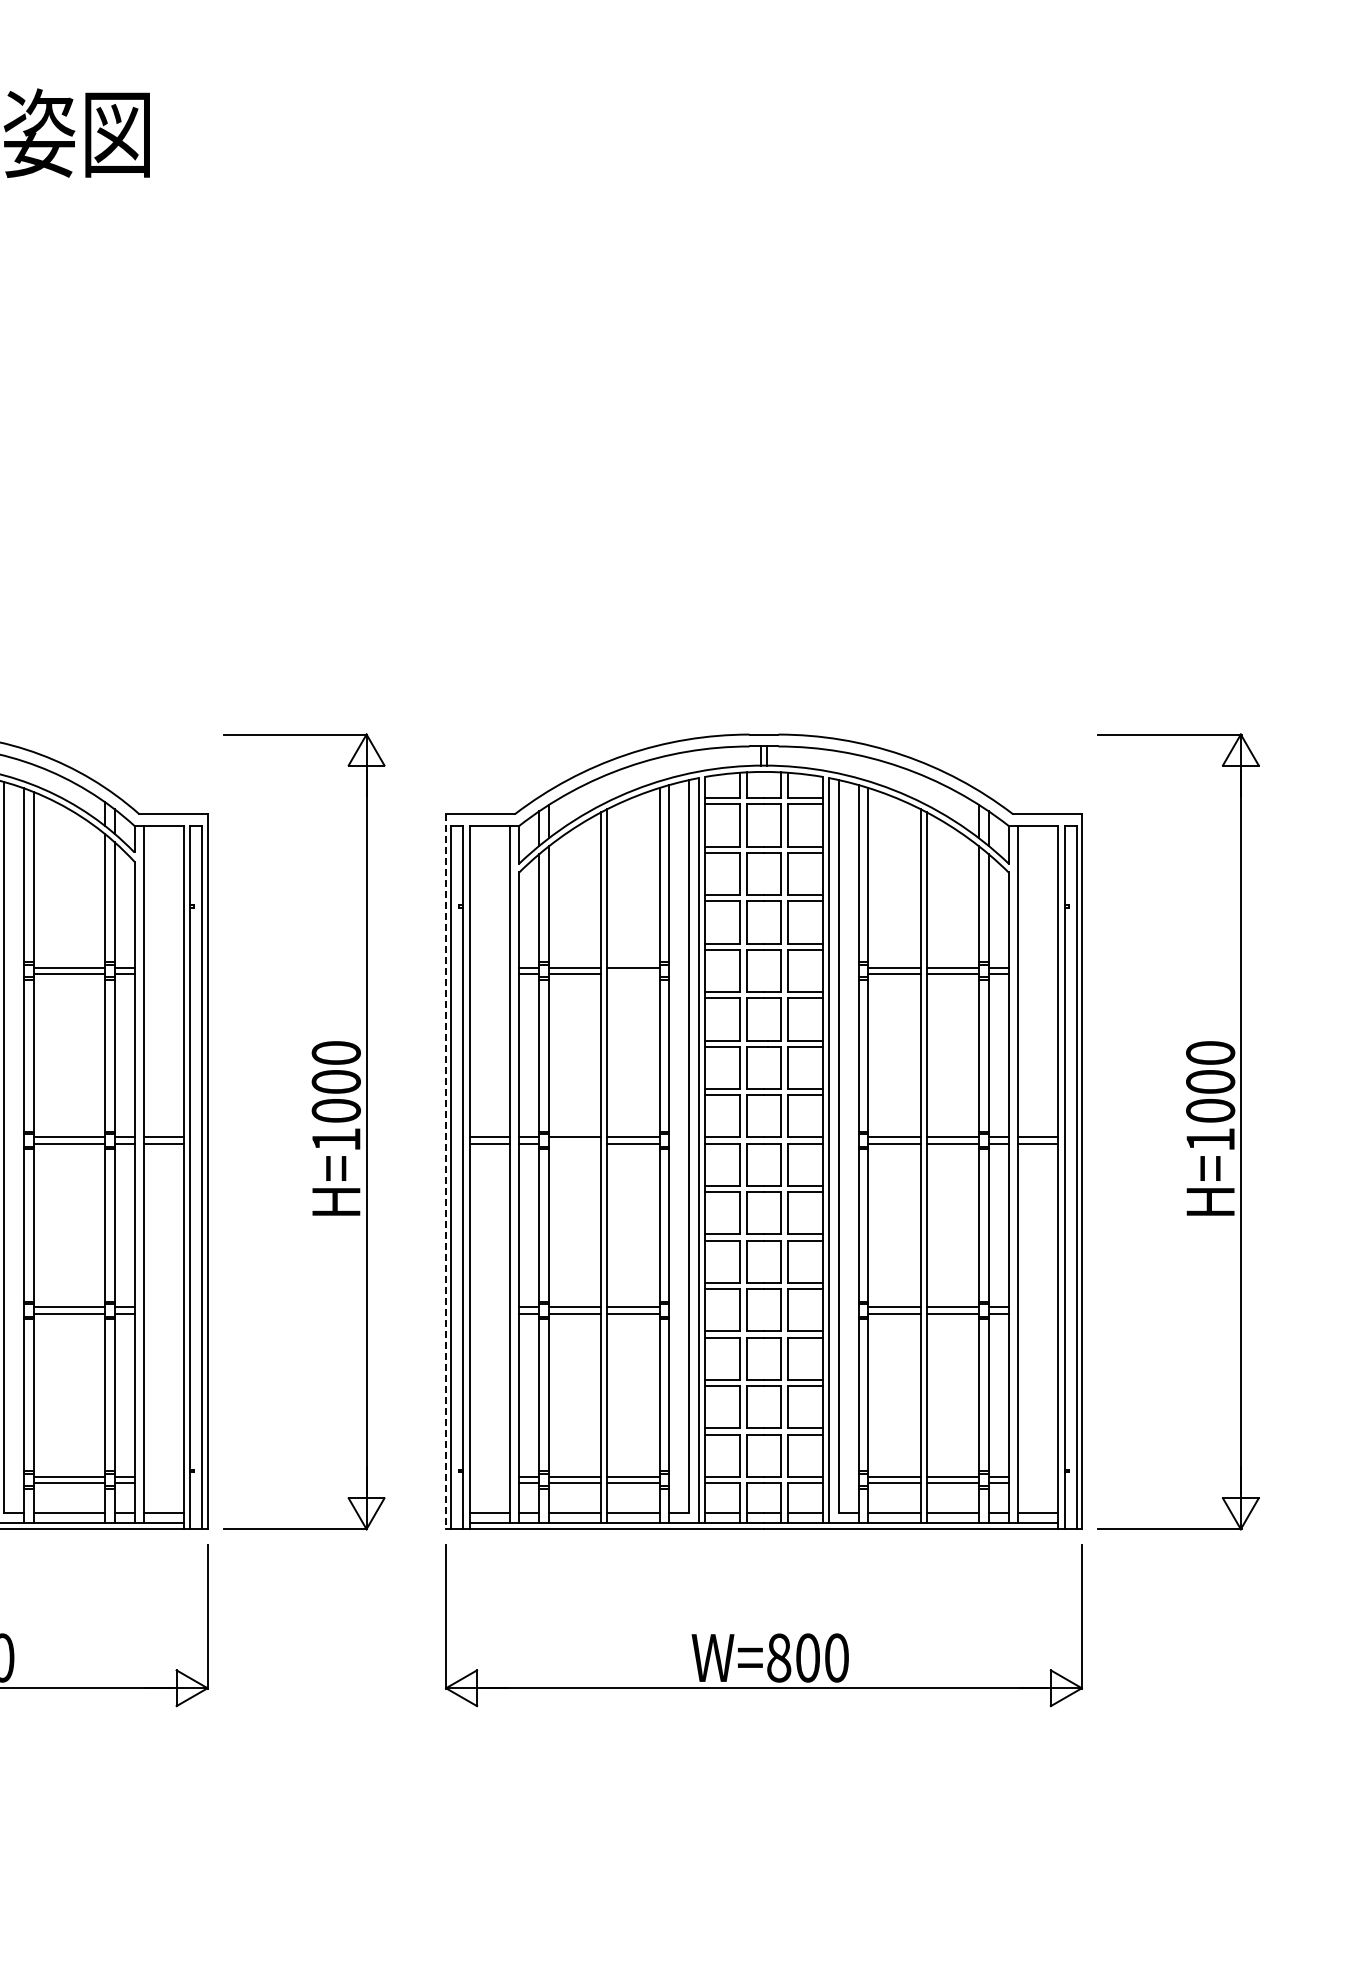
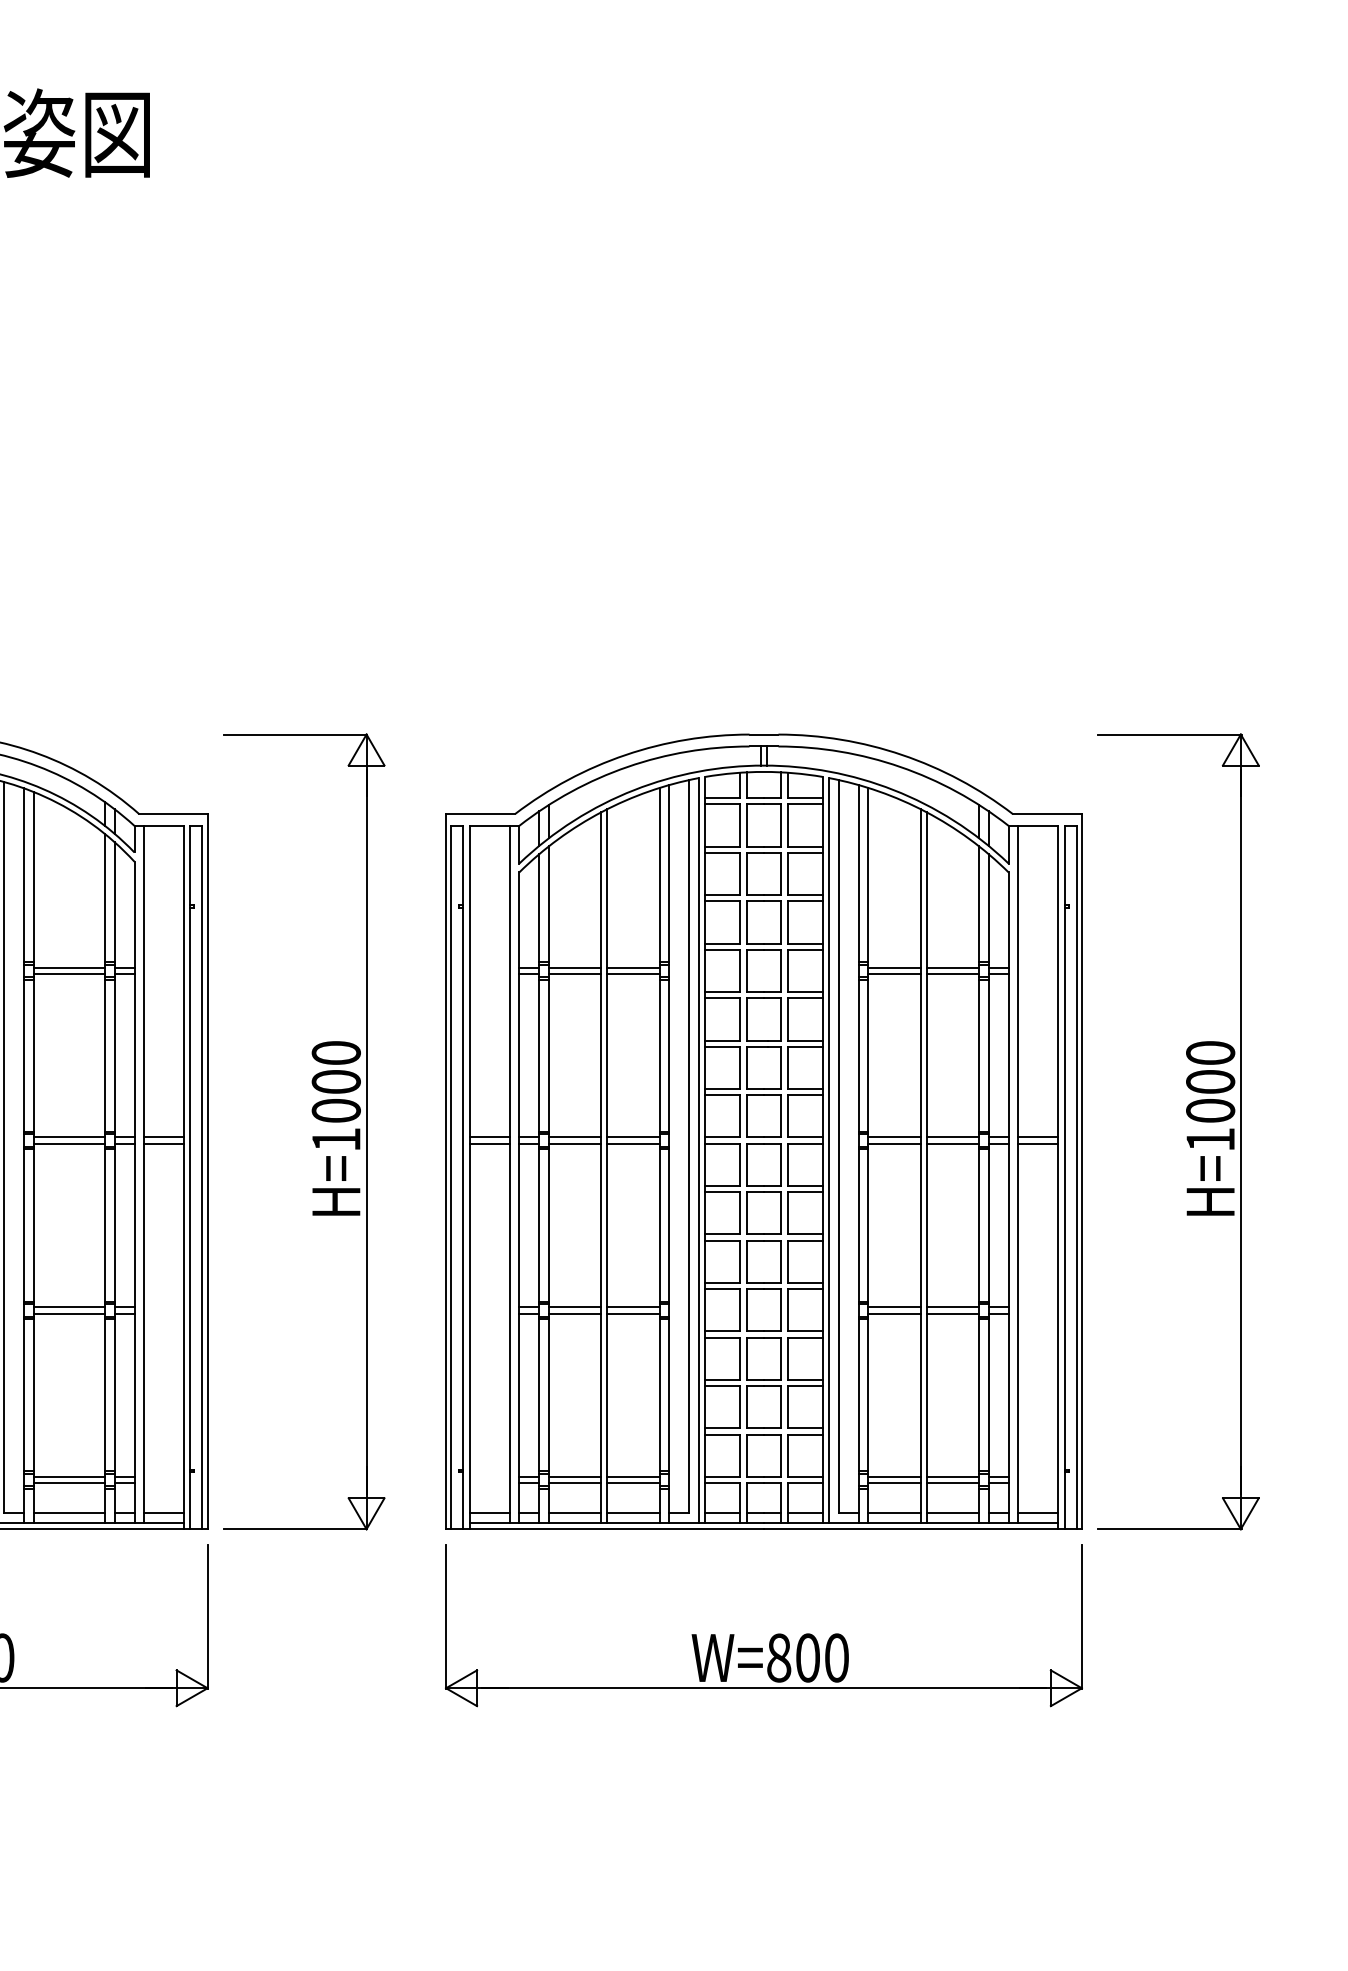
line: none -> present (633, 974)
line: none -> present (574, 1143)
line: dashed -> solid (446, 1171)
